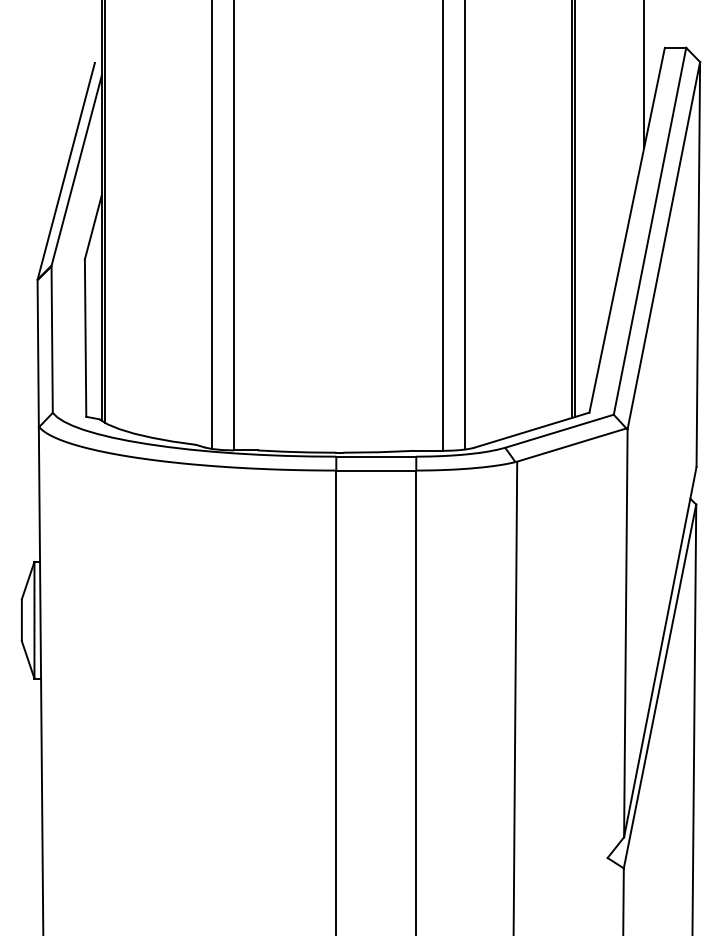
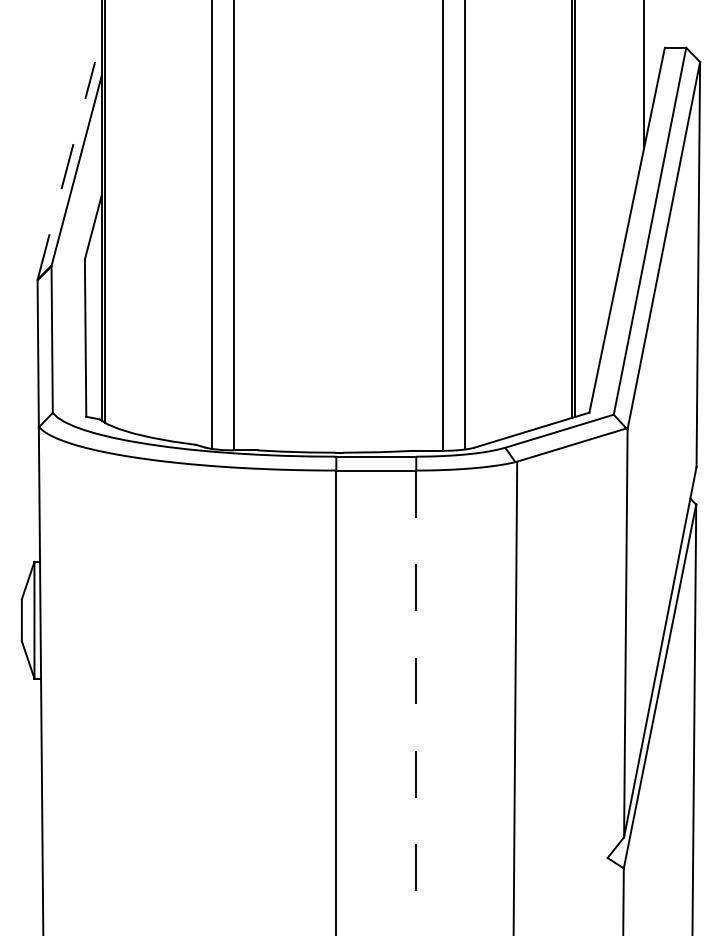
line: solid -> dashed (66, 171)
line: solid -> dashed (416, 702)
